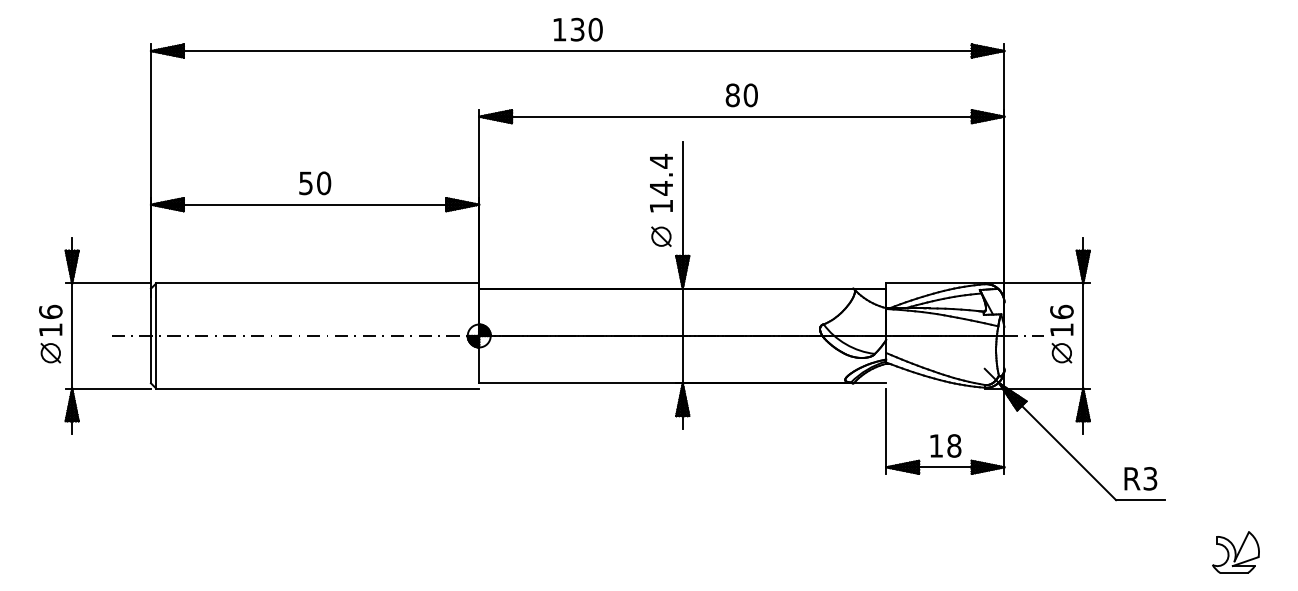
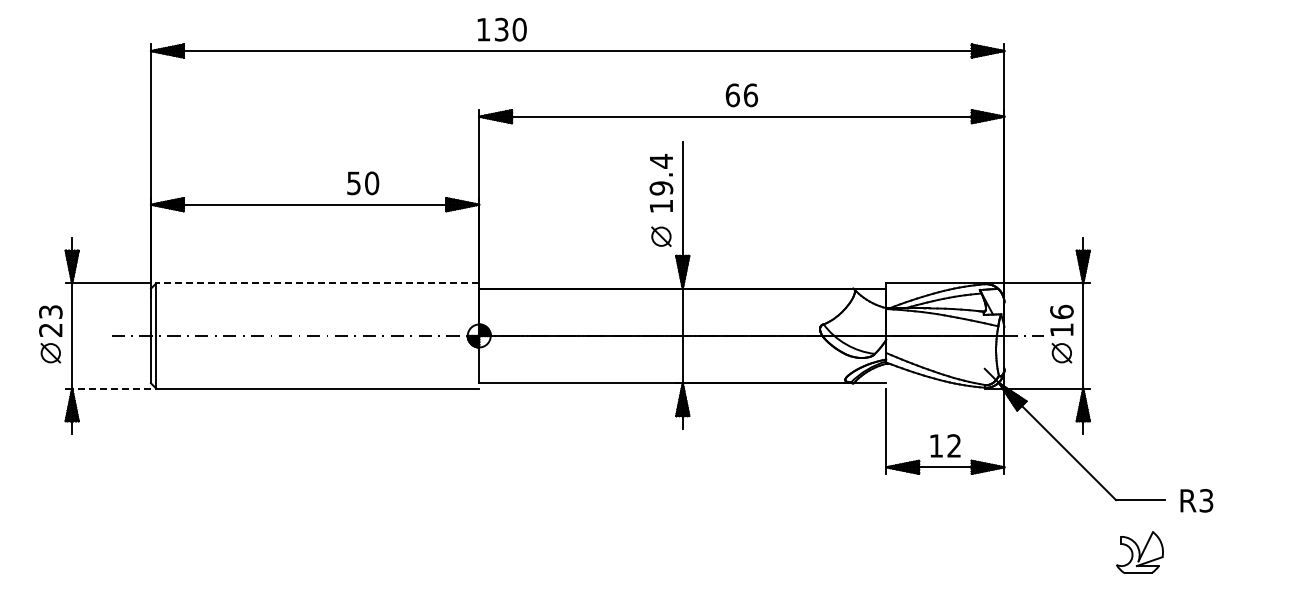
text position: (577, 29) -> (501, 29) (501, 29)
text: 80 -> 66 (741, 95)
text position: (315, 183) -> (363, 183) (363, 183)
text: 14.4 -> 19.4 (661, 188)
line: solid -> dashed (317, 283)
text: 16 -> 23 (50, 320)
line: solid -> dashed (111, 388)
text: 18 -> 12 (954, 445)
text position: (1140, 478) -> (1196, 500) (1196, 500)
part position: (1235, 552) -> (1139, 552) (1139, 552)
